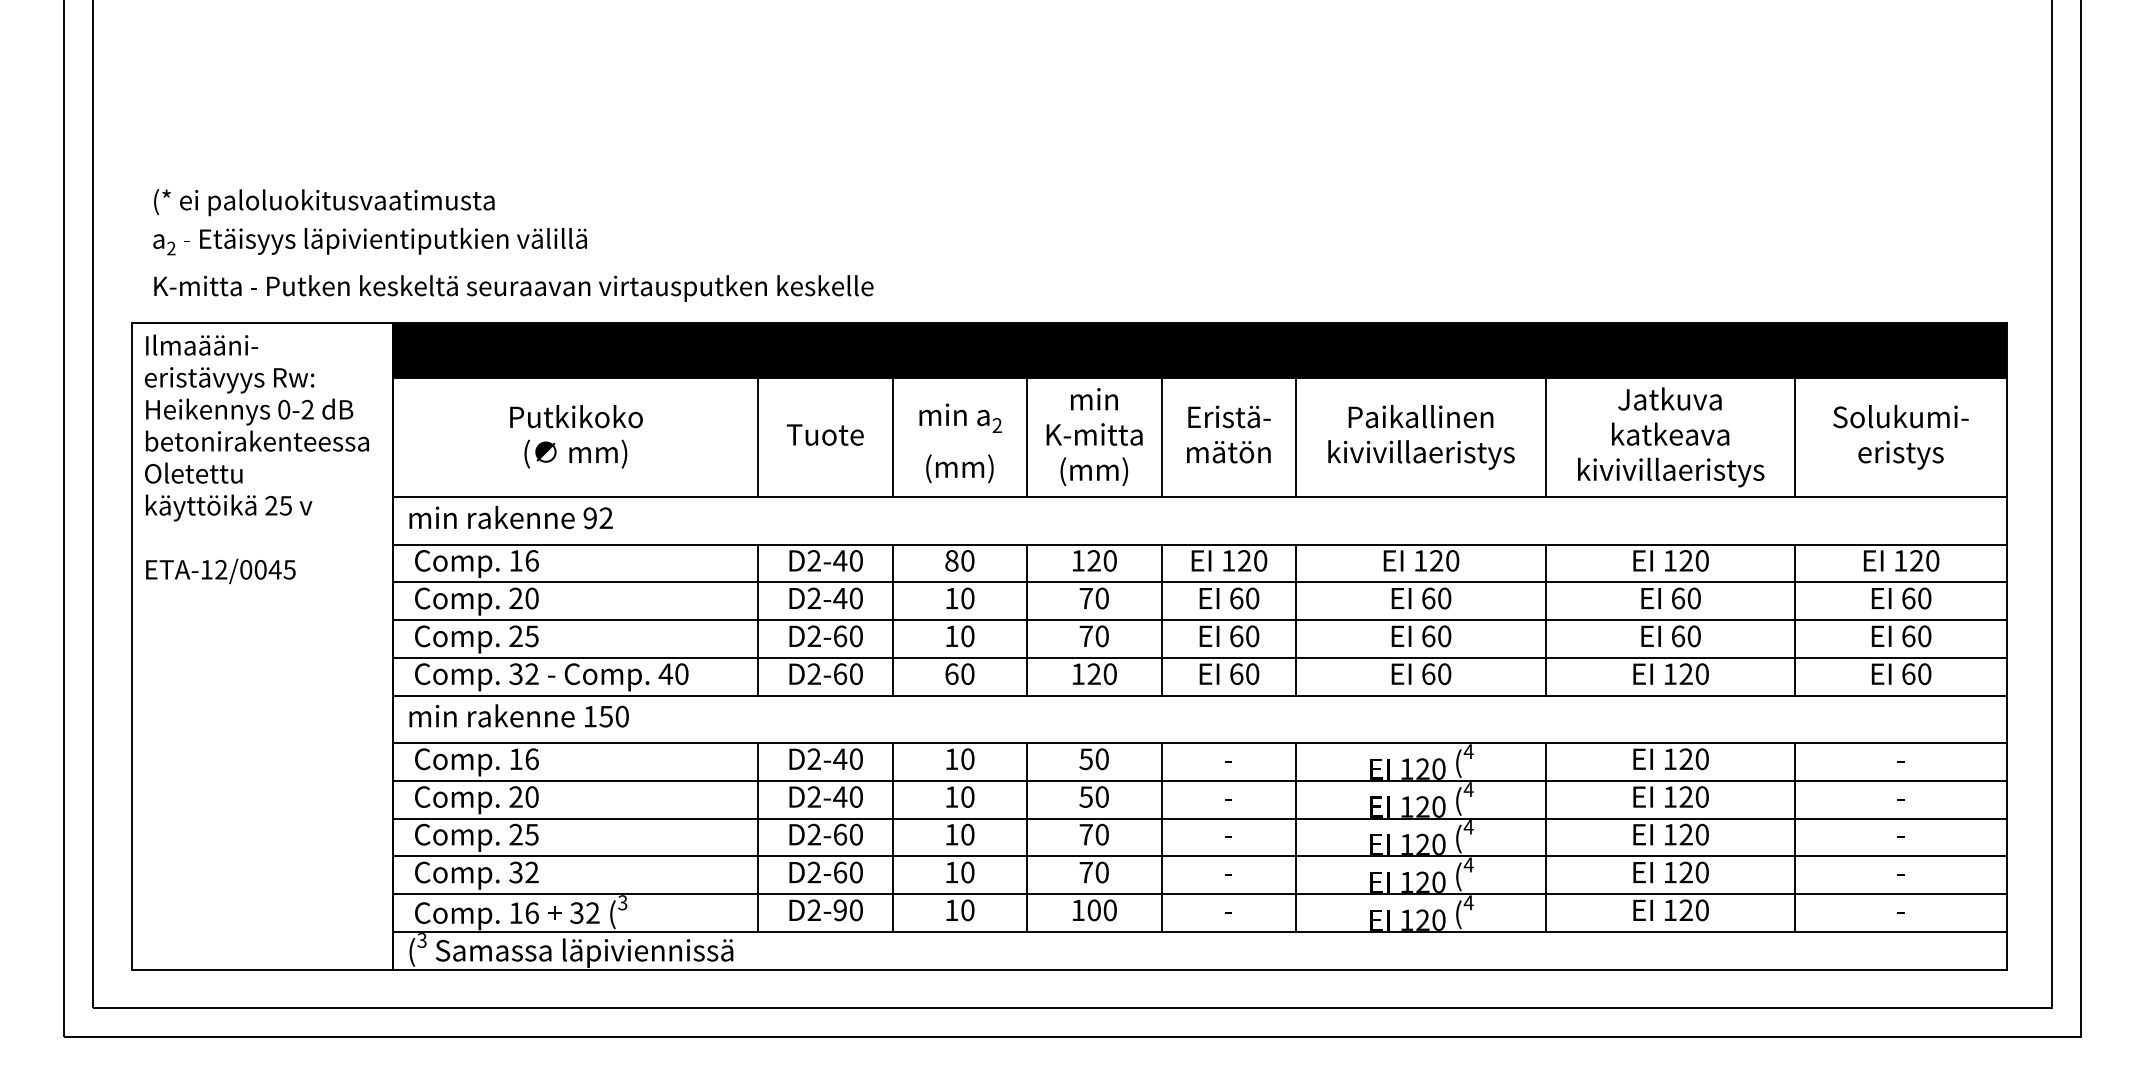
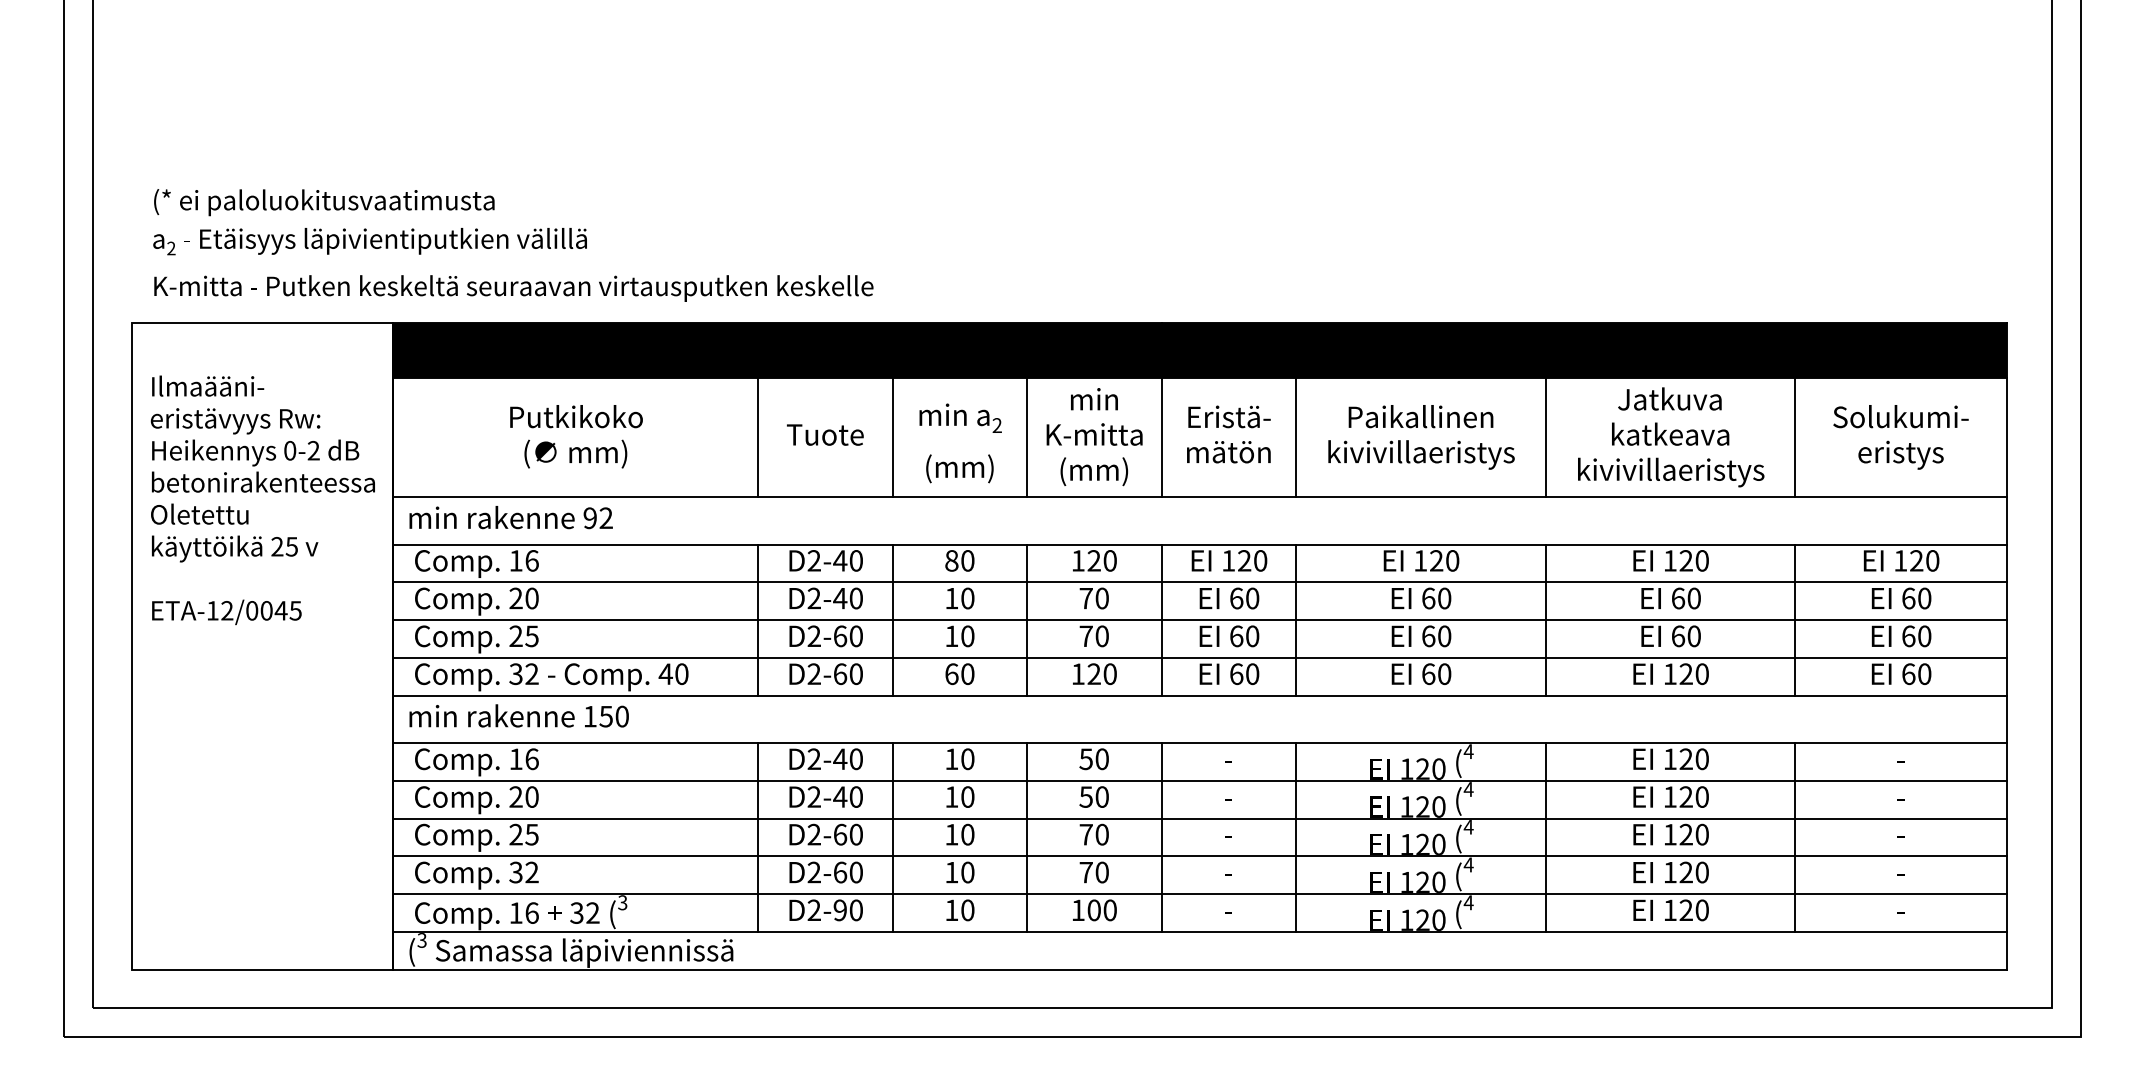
text position: (256, 459) -> (262, 500) (262, 500)
